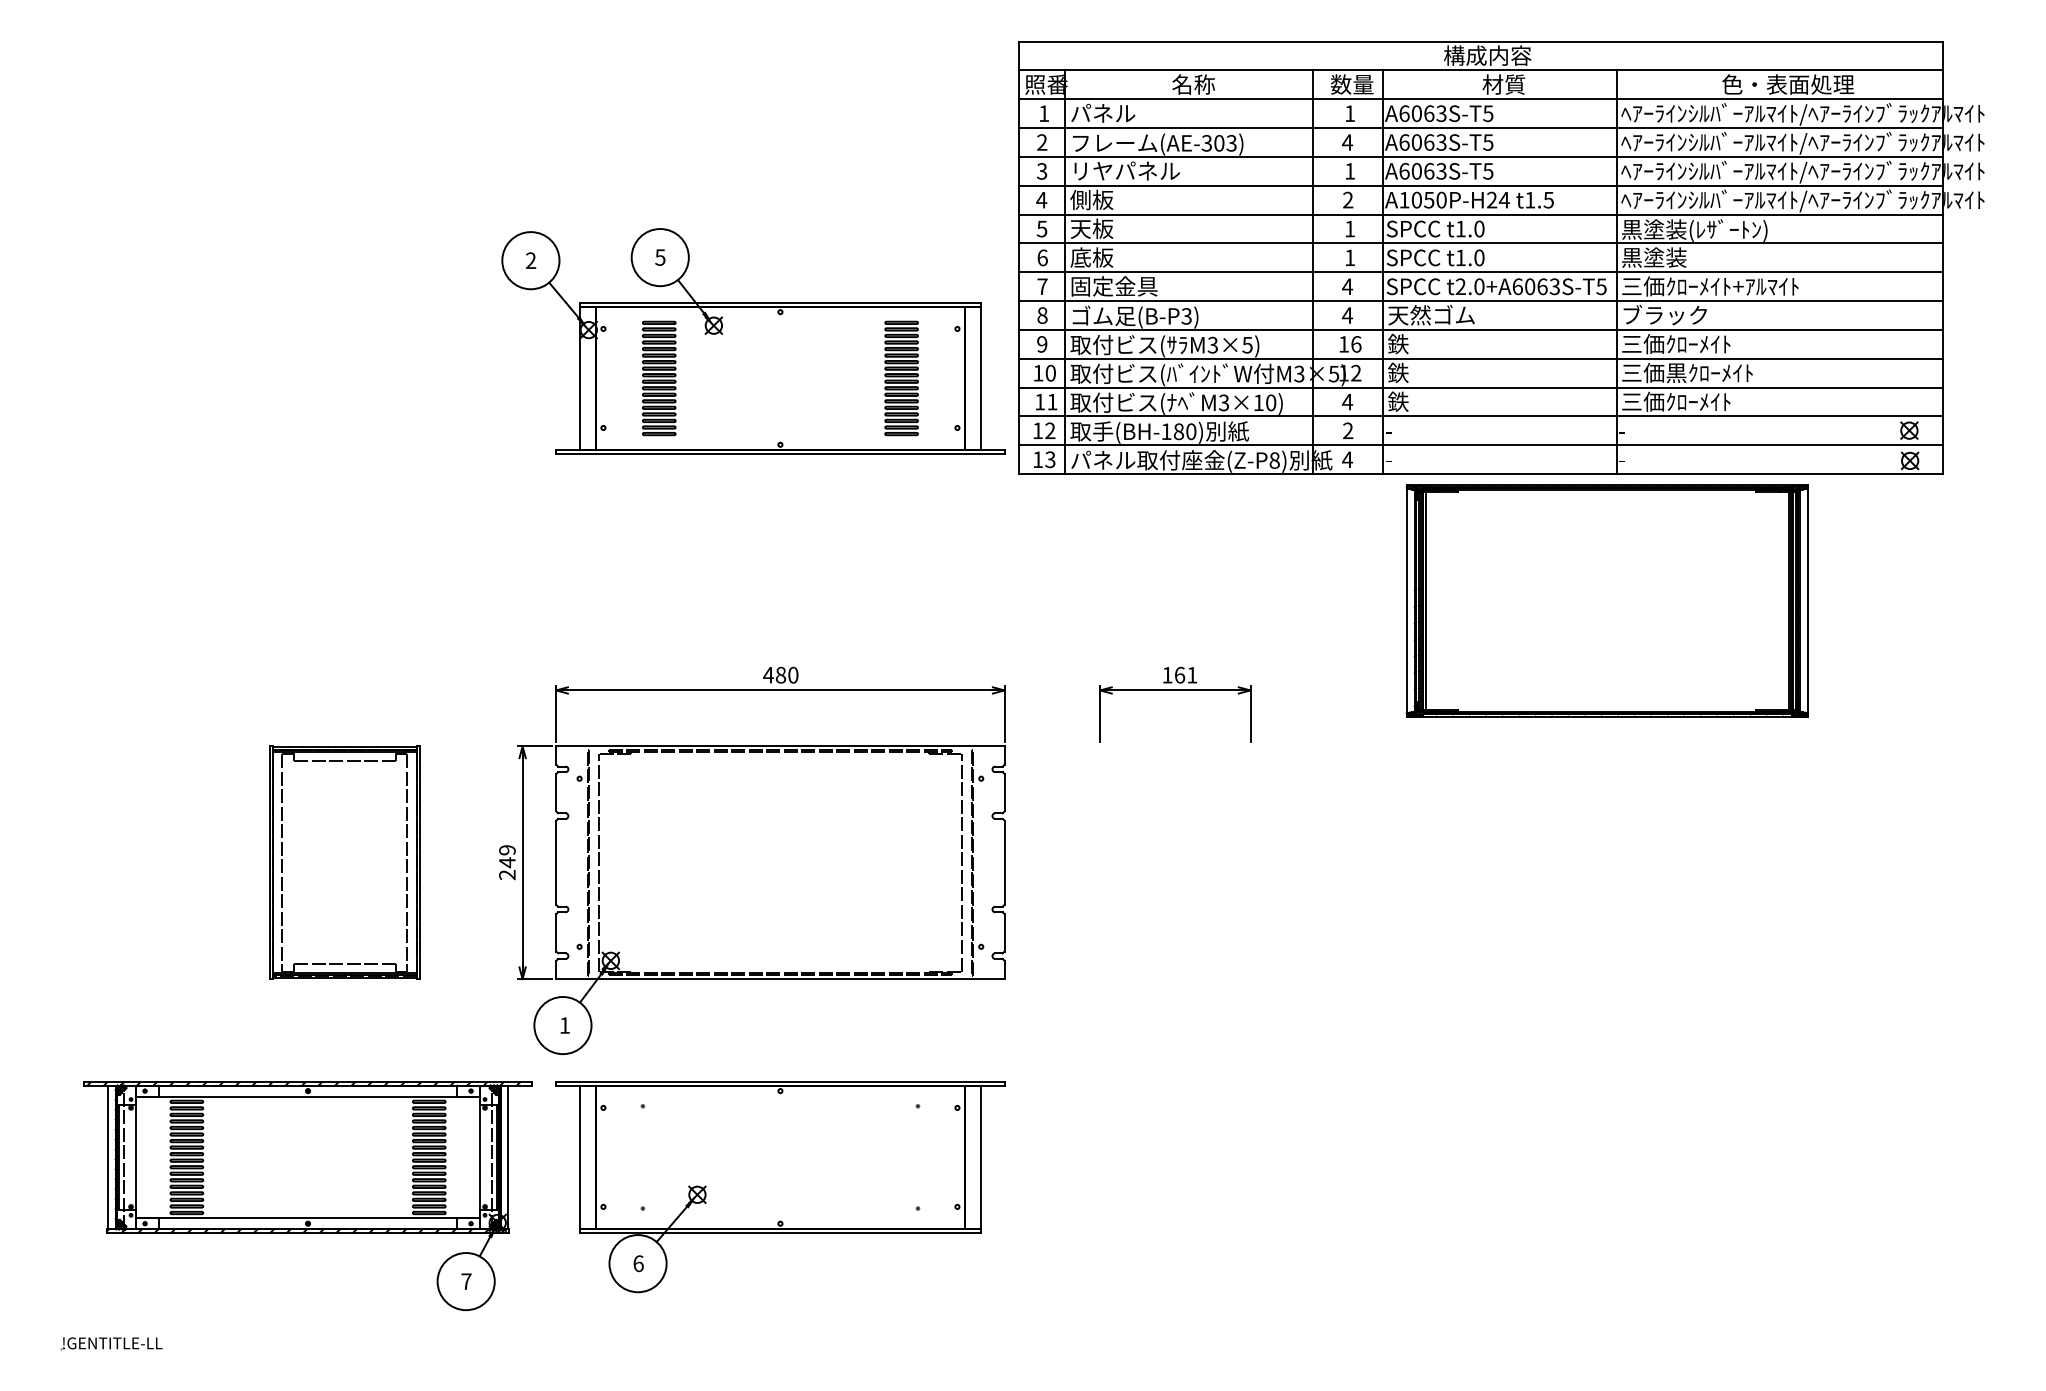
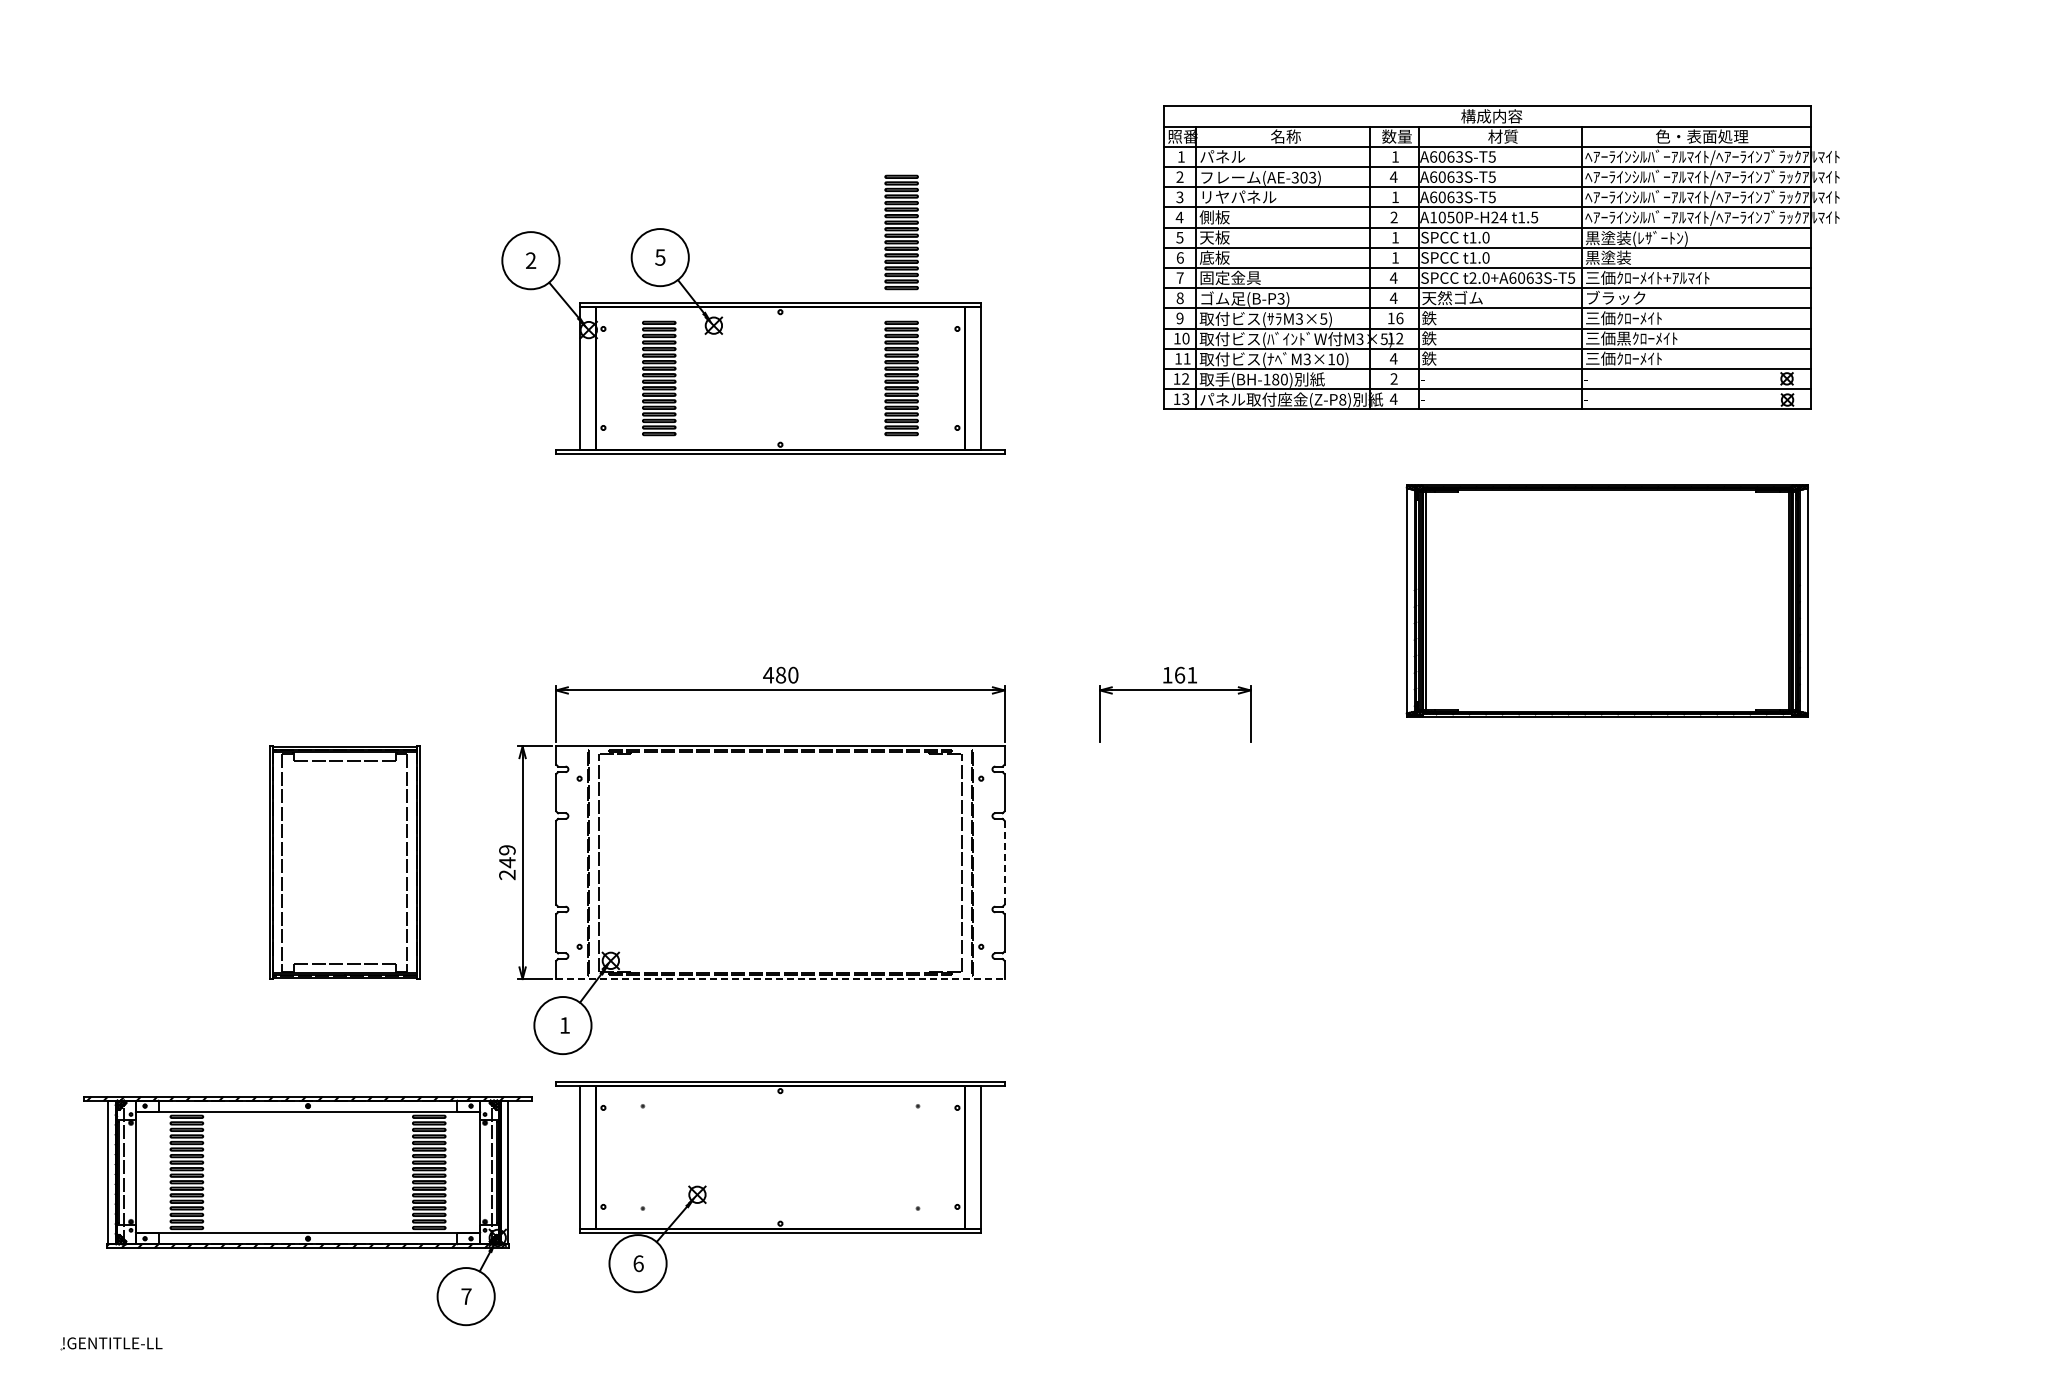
part: none -> present (901, 232)
part size: 967x434 px -> 677x305 px (1501, 257)
line: solid -> dashed (1004, 863)
line: solid -> dashed (780, 979)
part position: (307, 1196) -> (307, 1211) (307, 1211)
